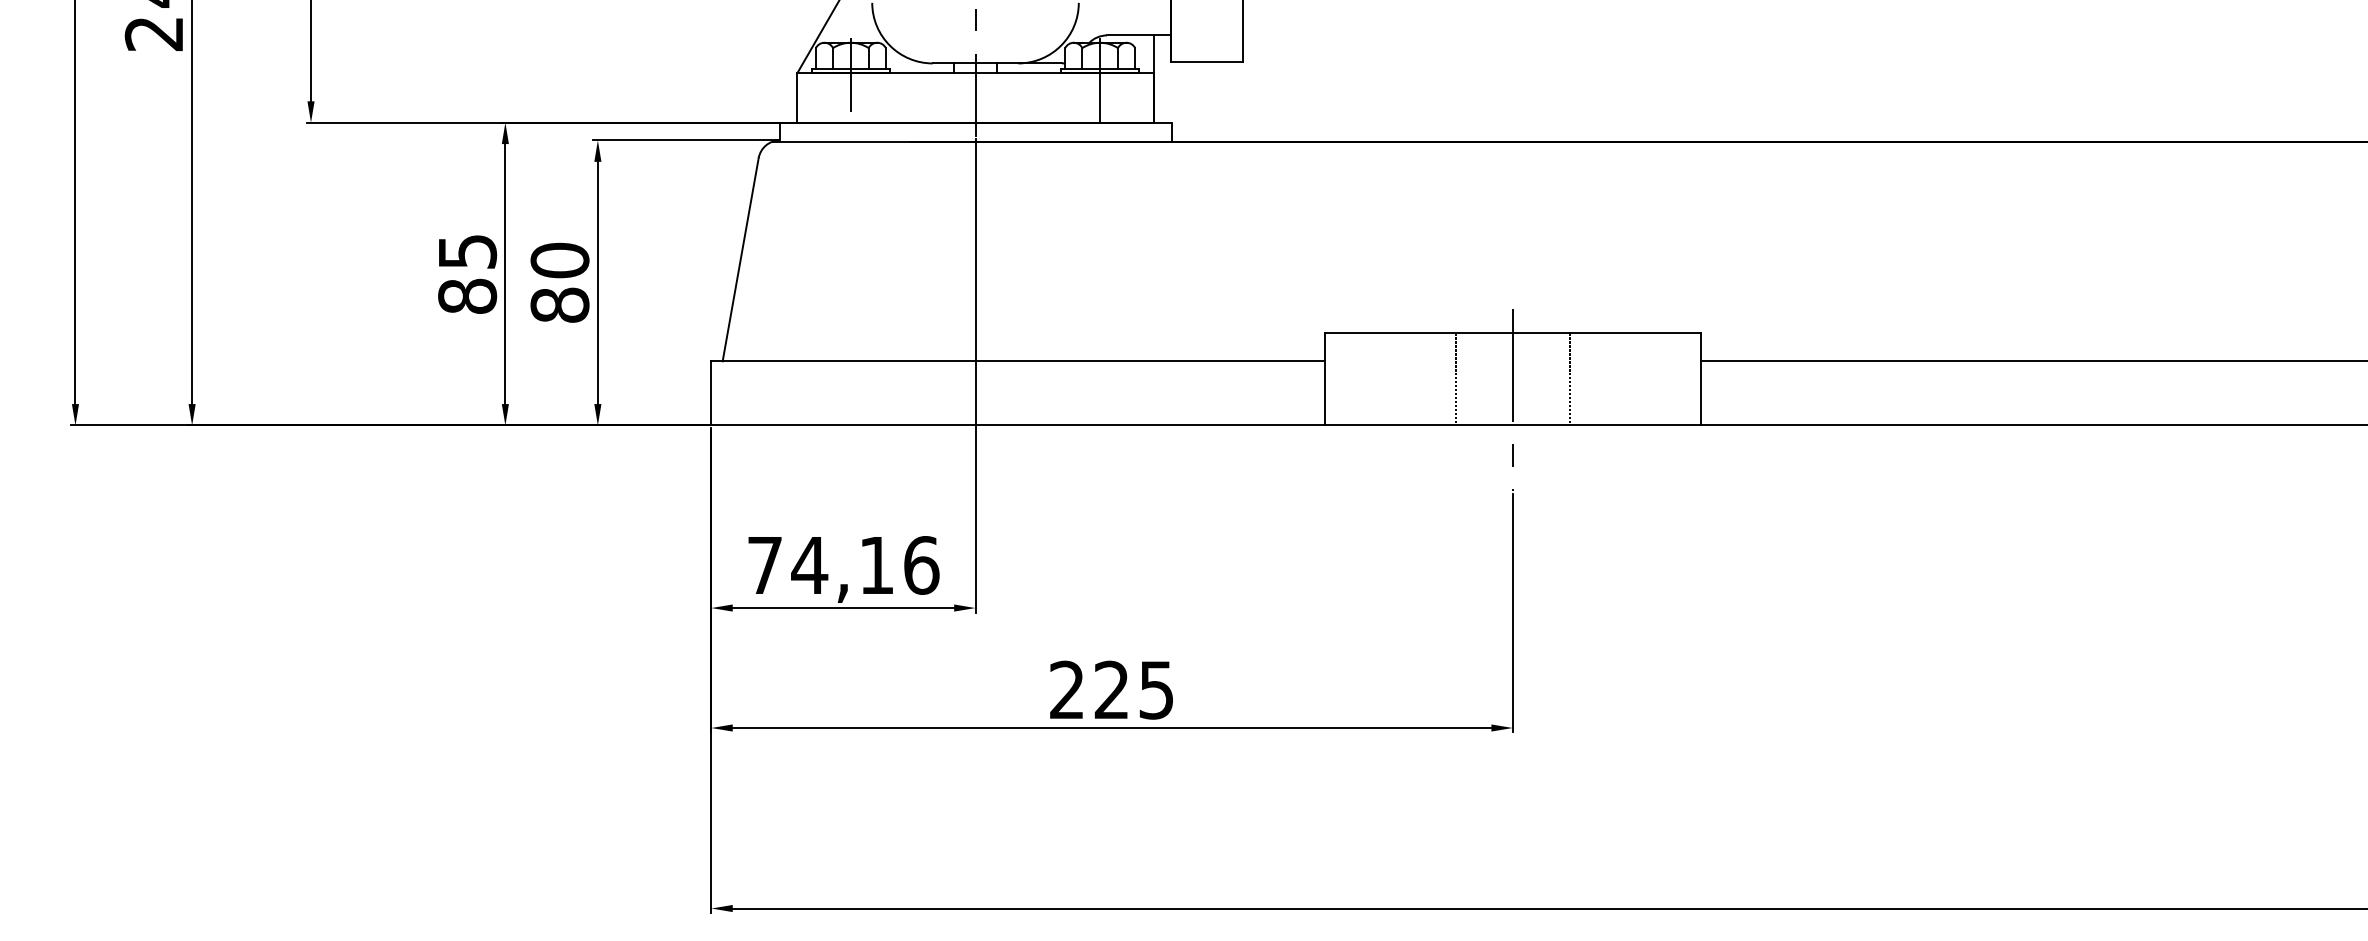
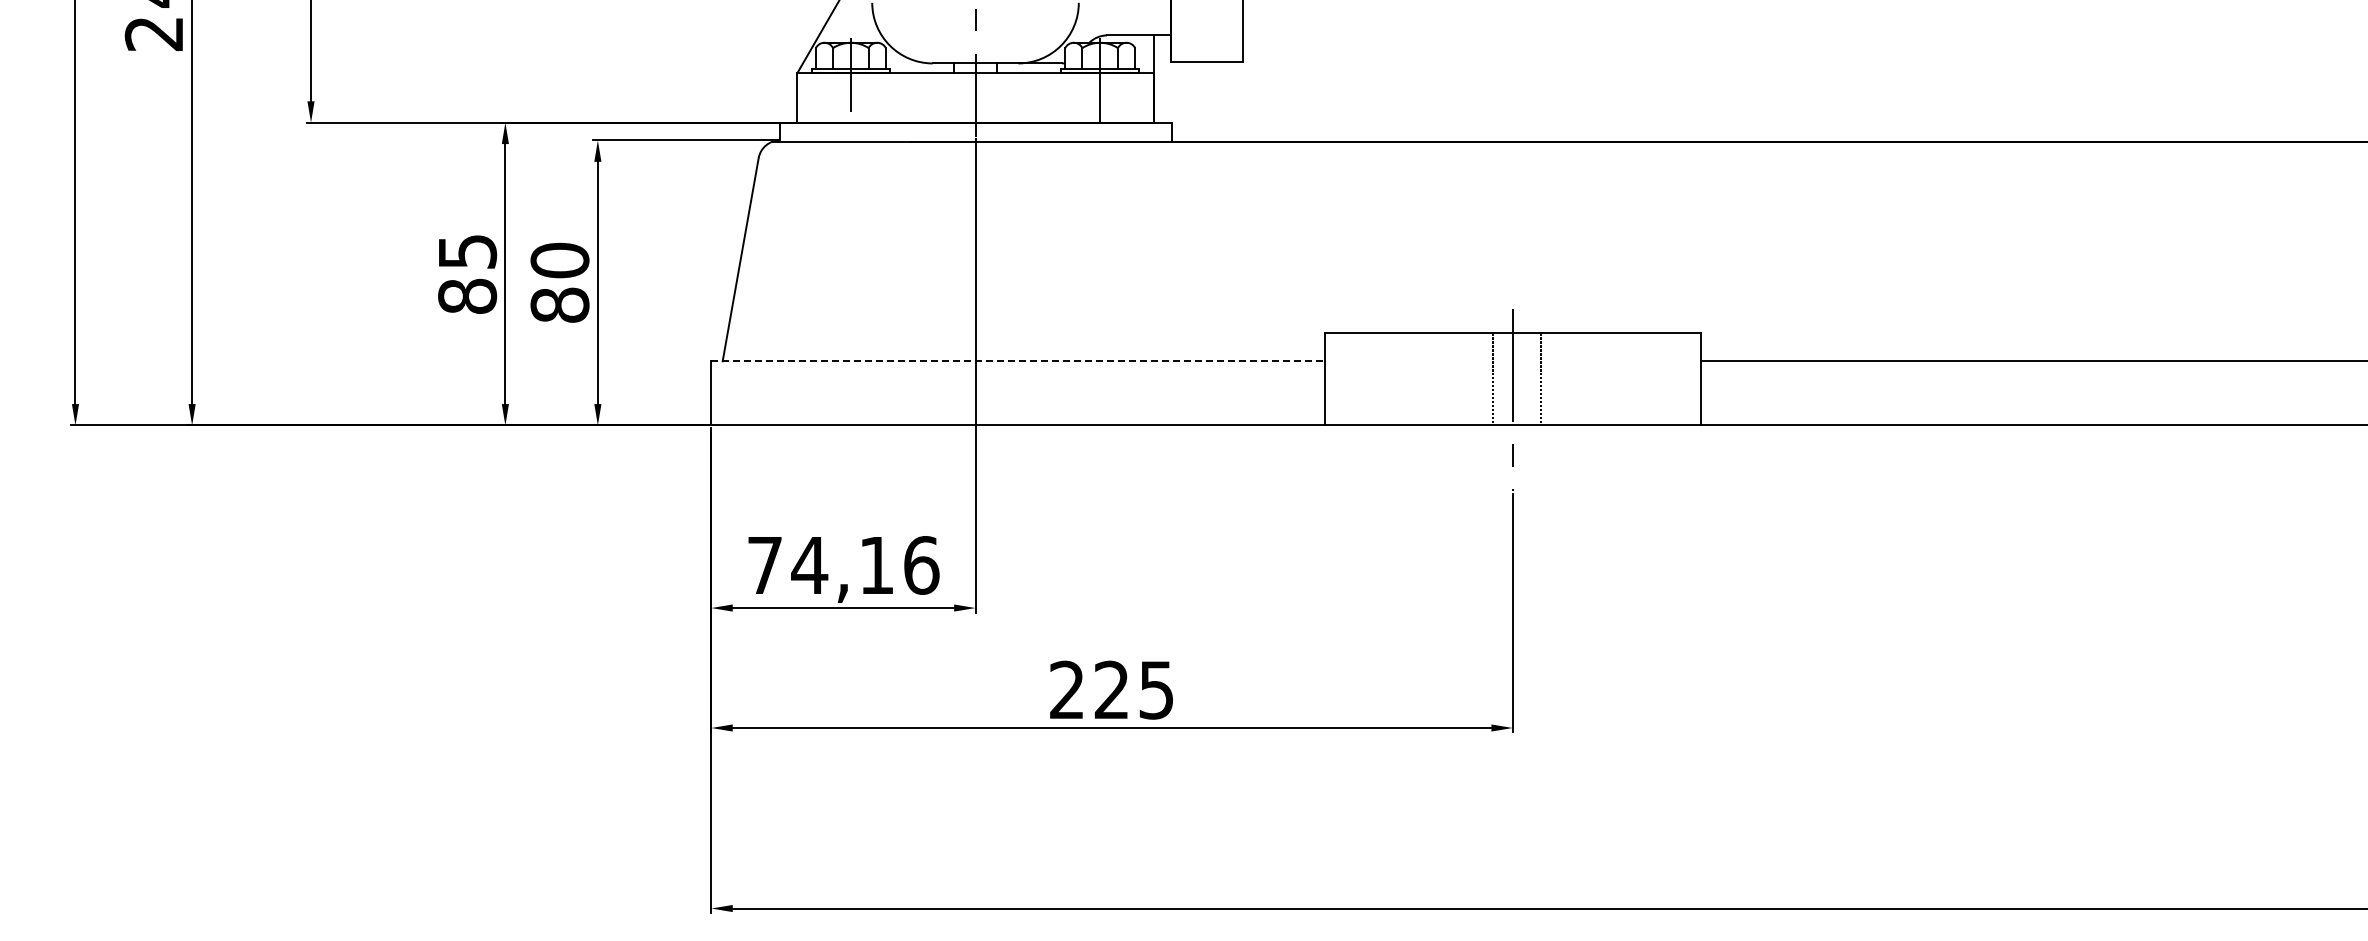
line: solid -> dashed (1018, 361)
line position: (1455, 378) -> (1492, 378) (1492, 378)
line position: (1570, 378) -> (1541, 378) (1541, 378)
